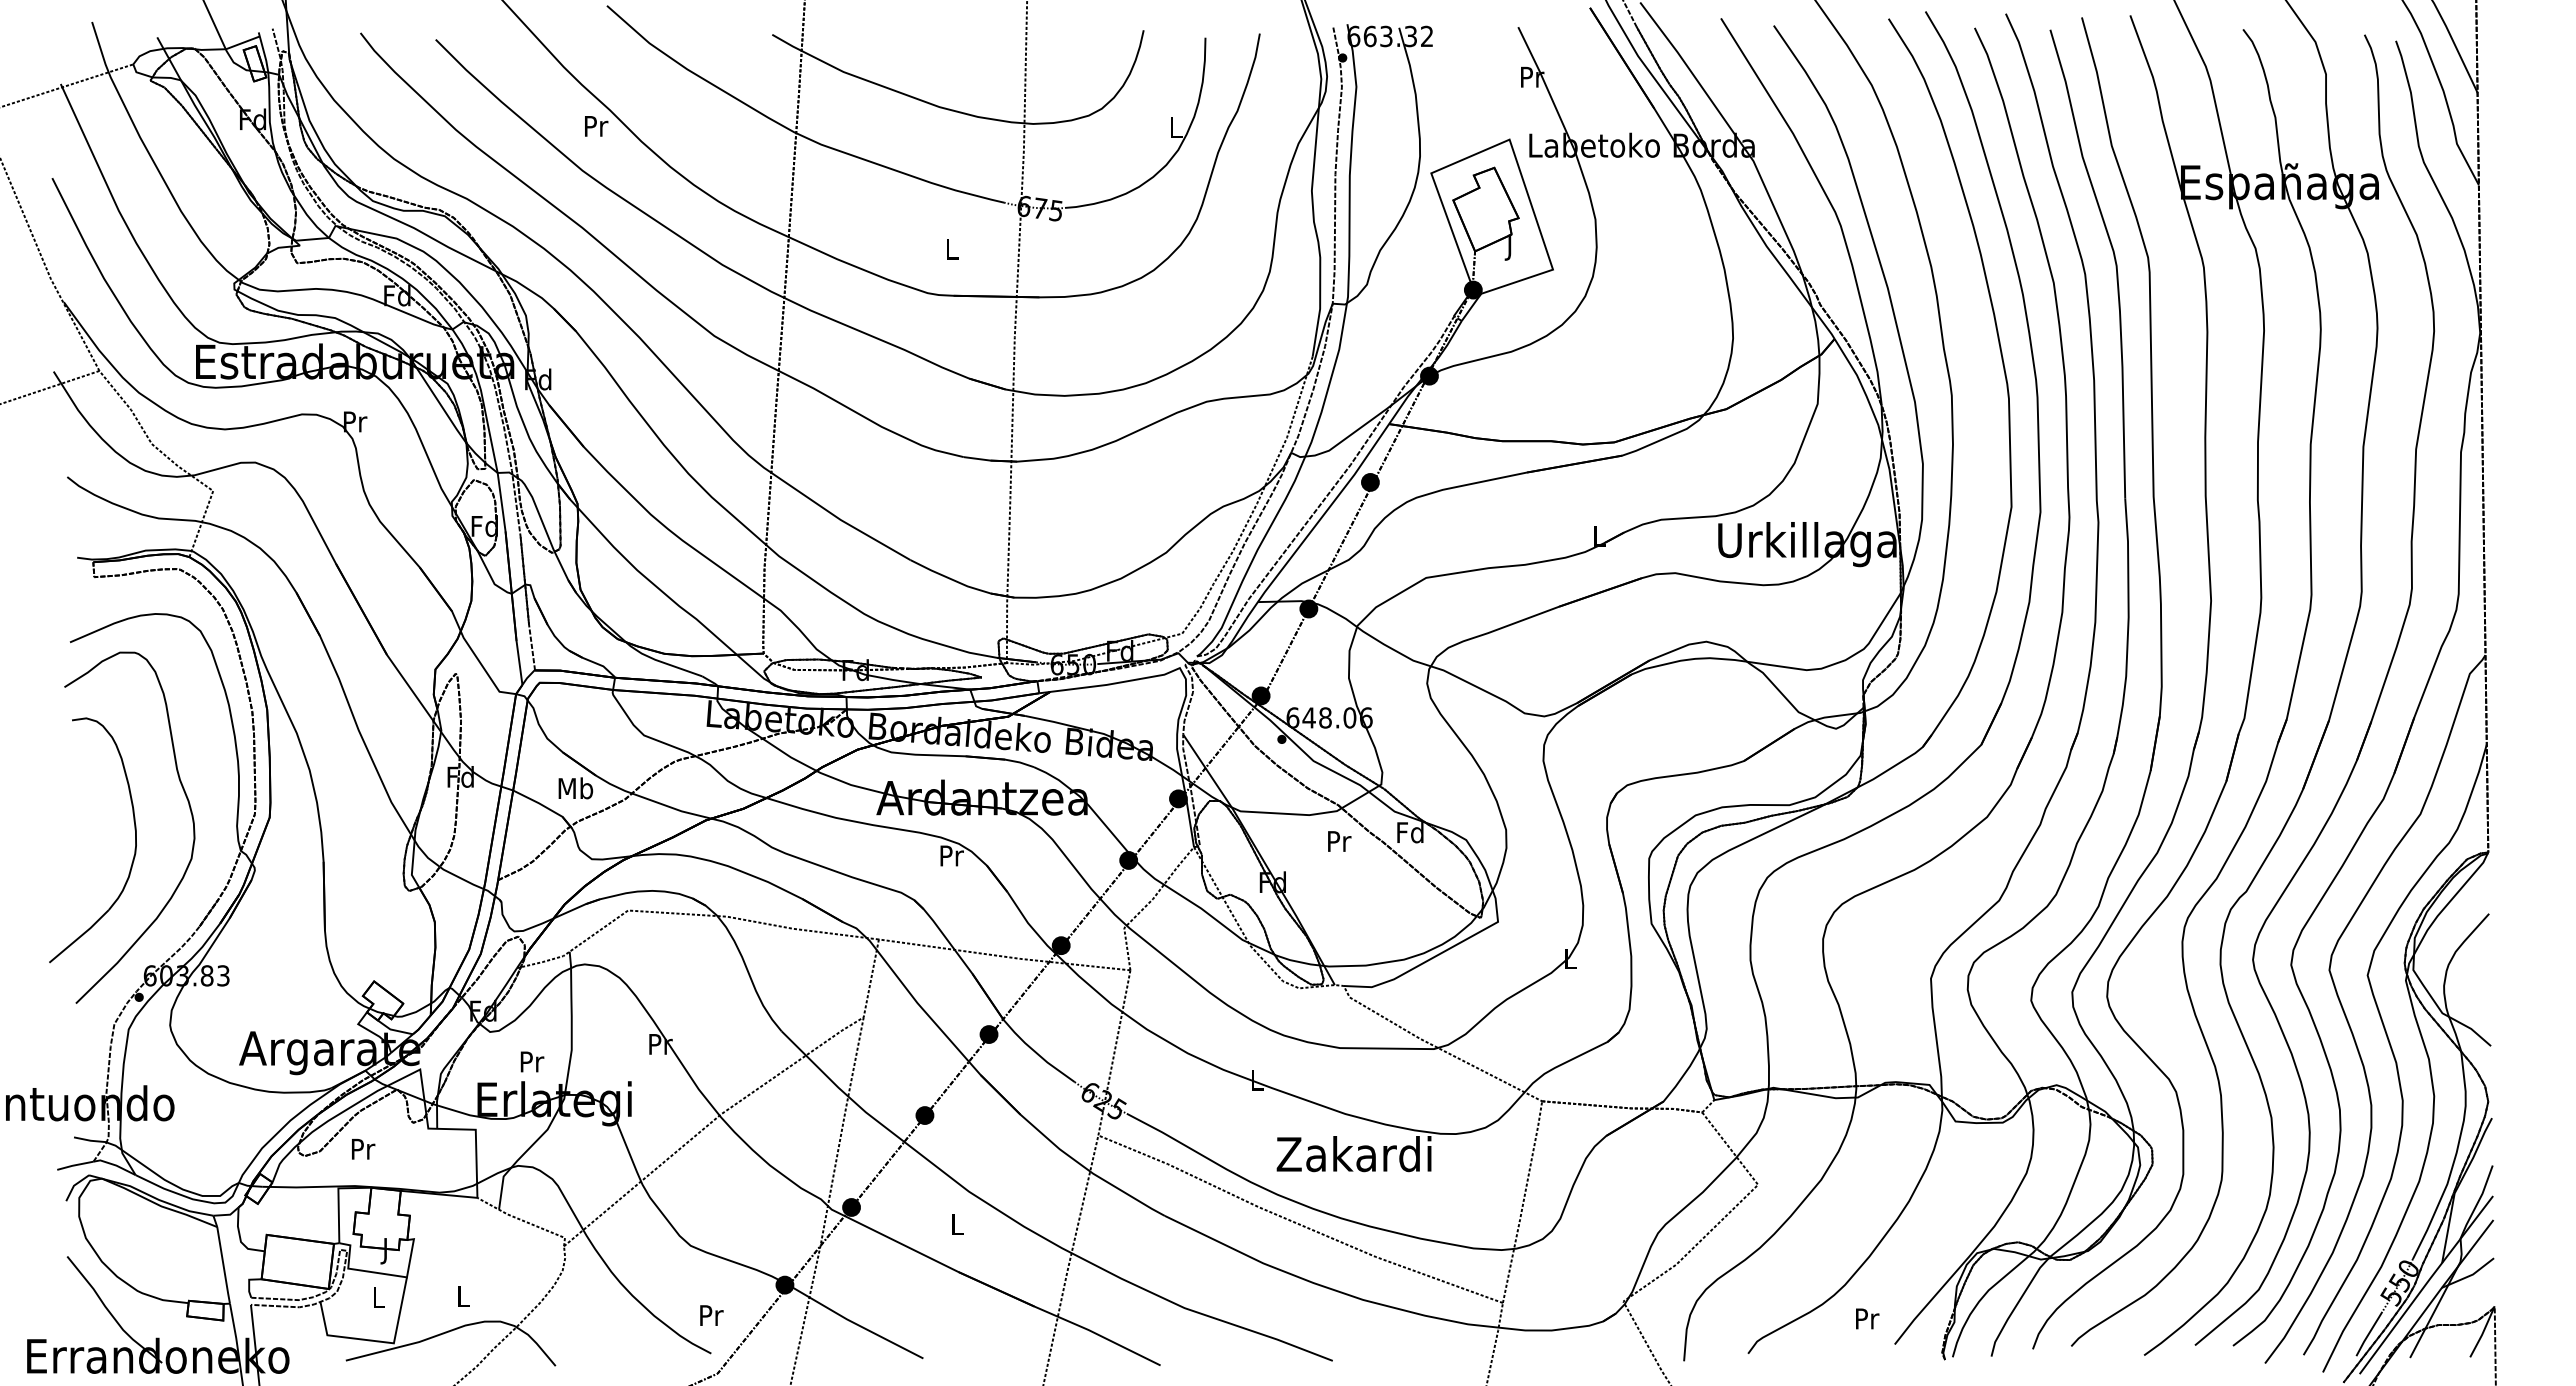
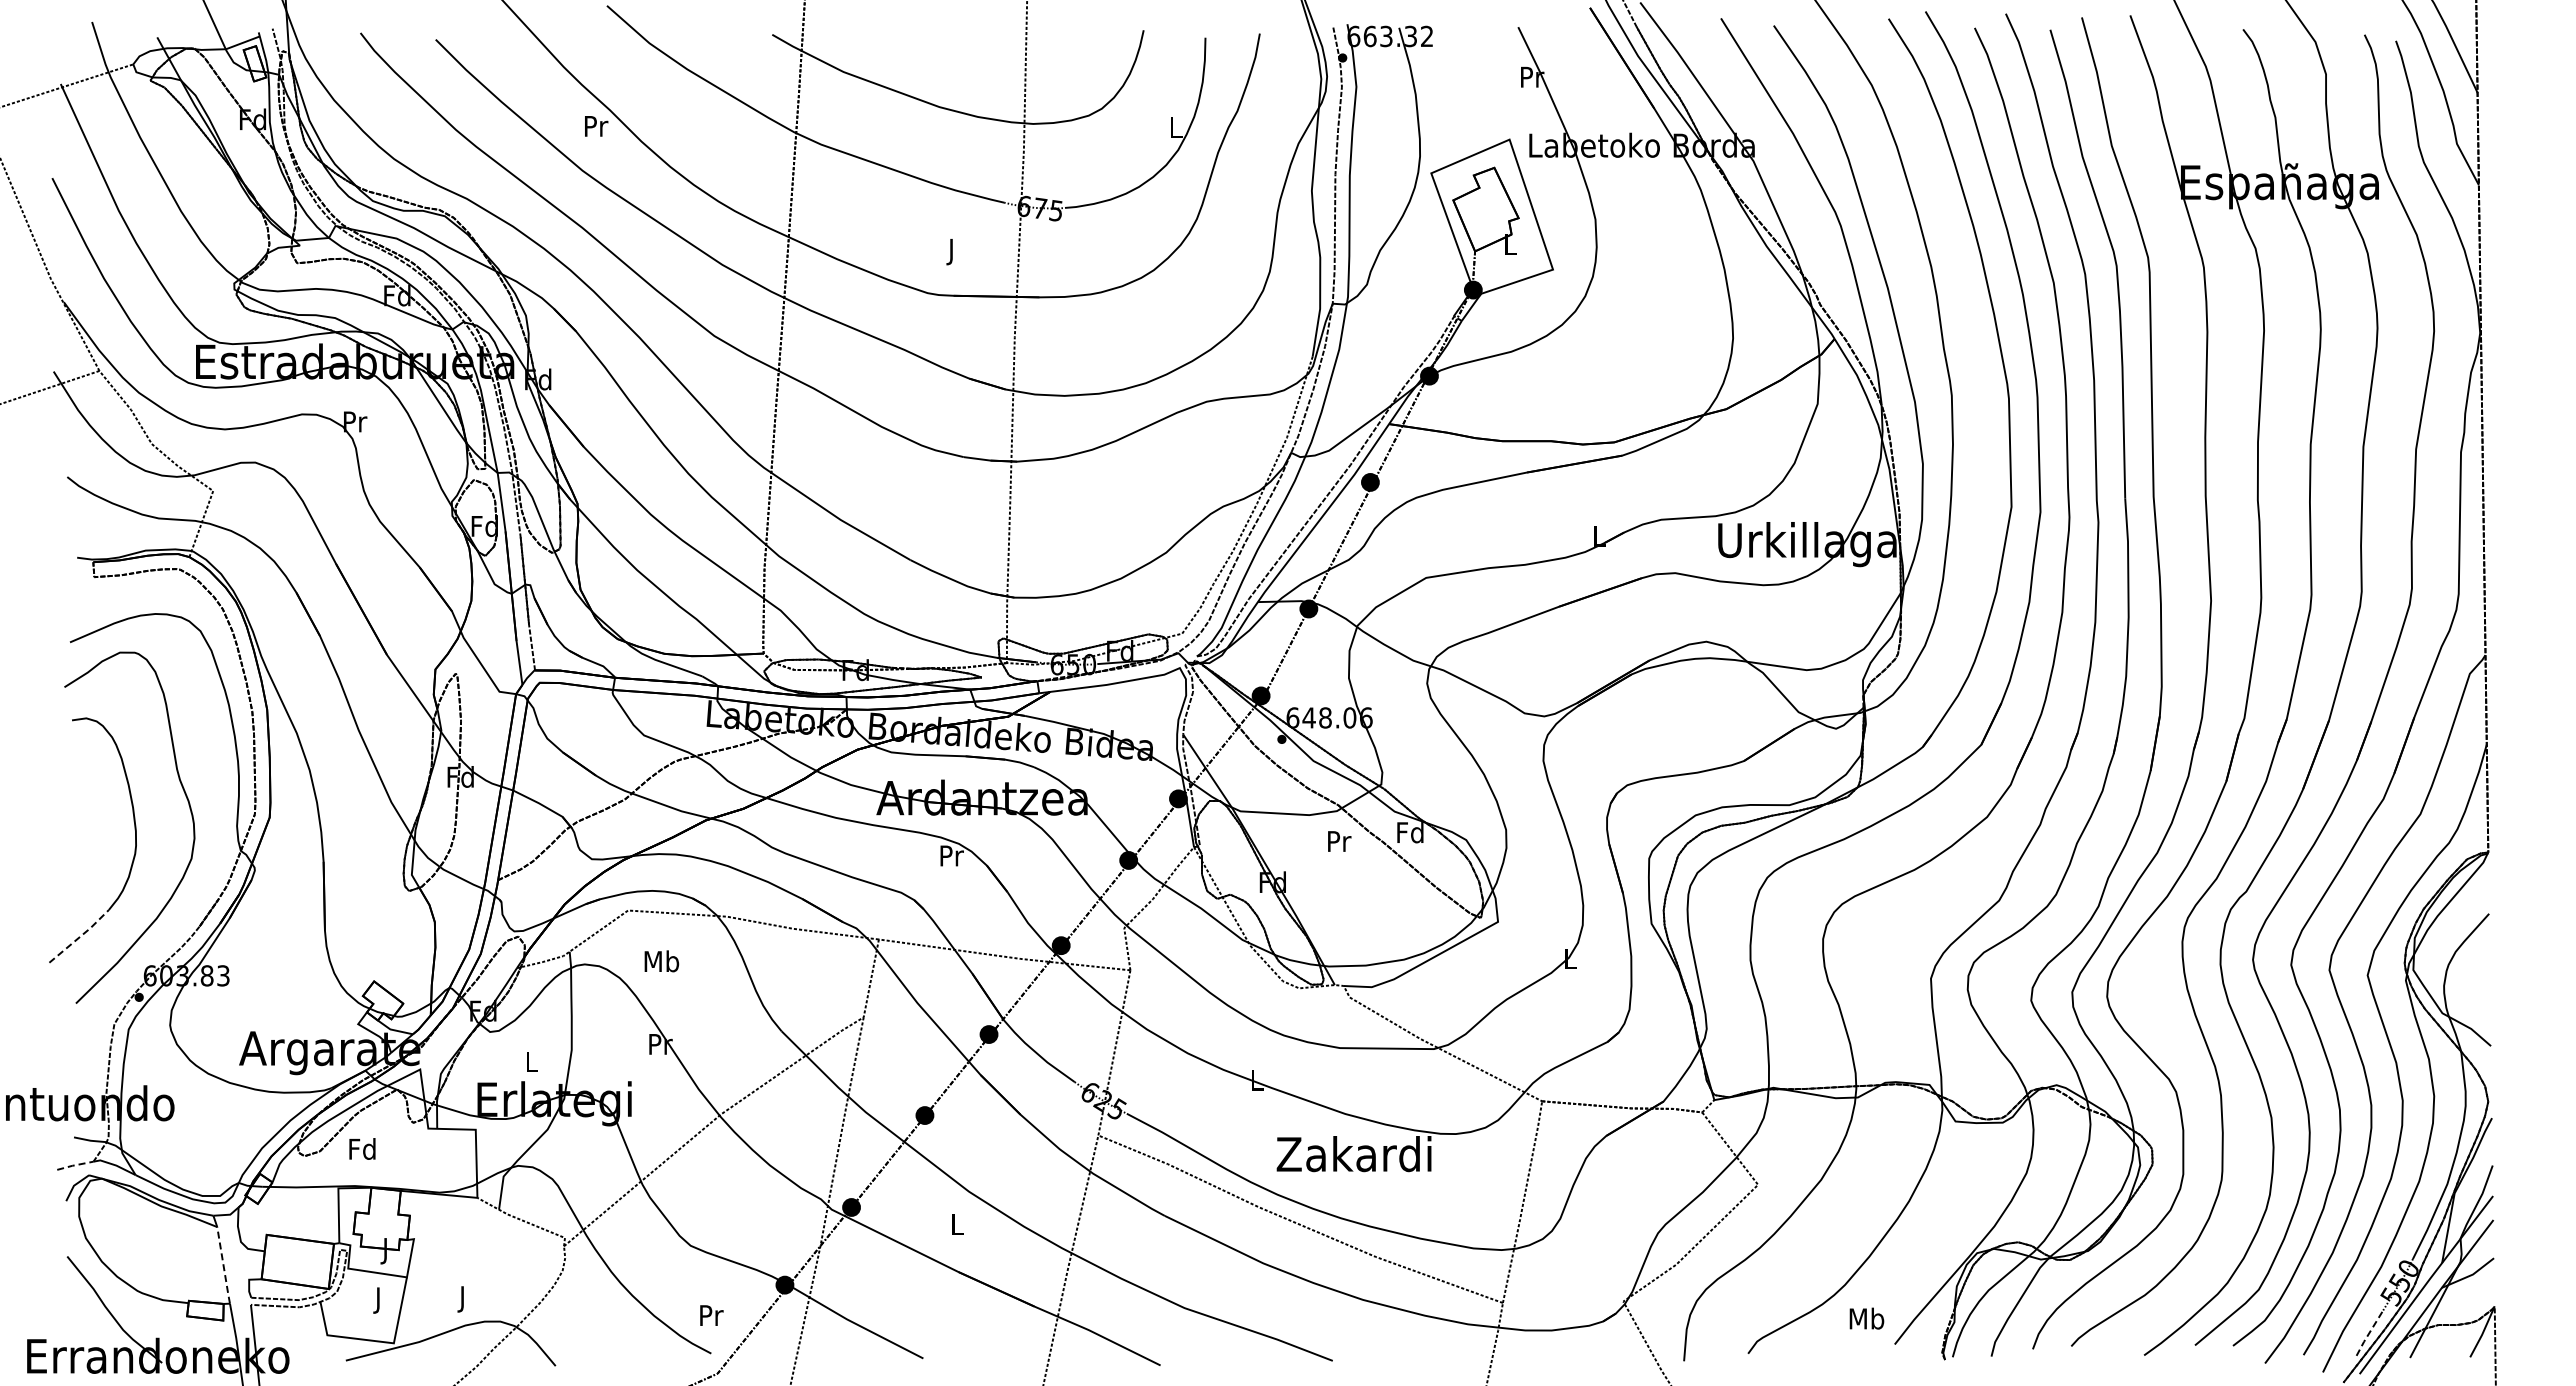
text: J -> L (1510, 247)
text: L -> J (952, 251)
text position: (575, 788) -> (661, 961) (661, 961)
line: solid -> dashed (80, 936)
text: Pr -> L (532, 1061)
text: Pr -> Fd (362, 1148)
line: solid -> dashed (75, 1165)
line: solid -> dashed (223, 1266)
text: L -> J (463, 1299)
text: L -> J (378, 1300)
text: Pr -> Mb (1866, 1318)
line: solid -> dashed (2368, 1334)
